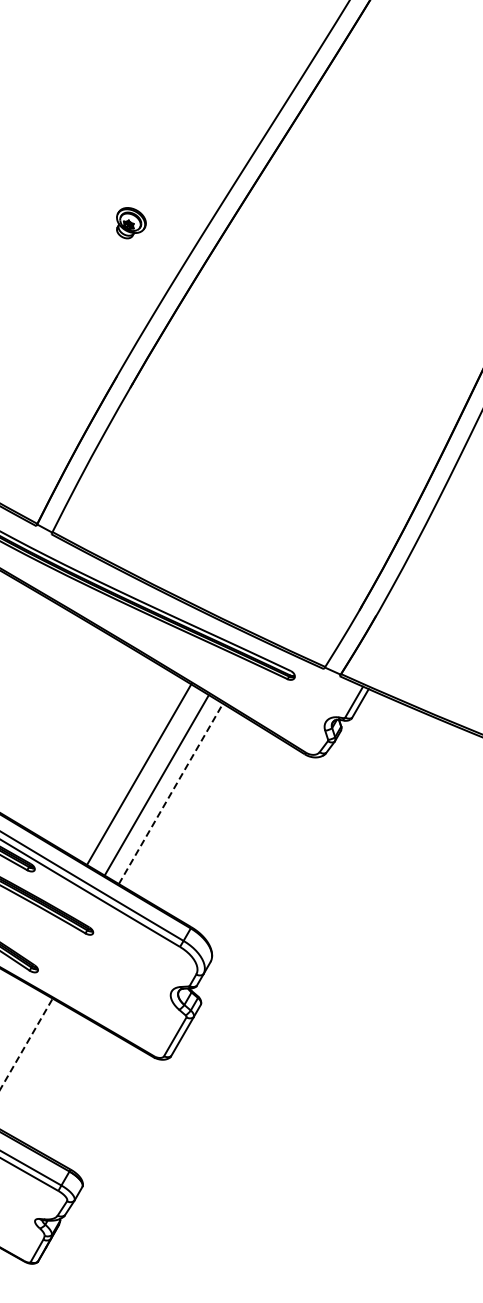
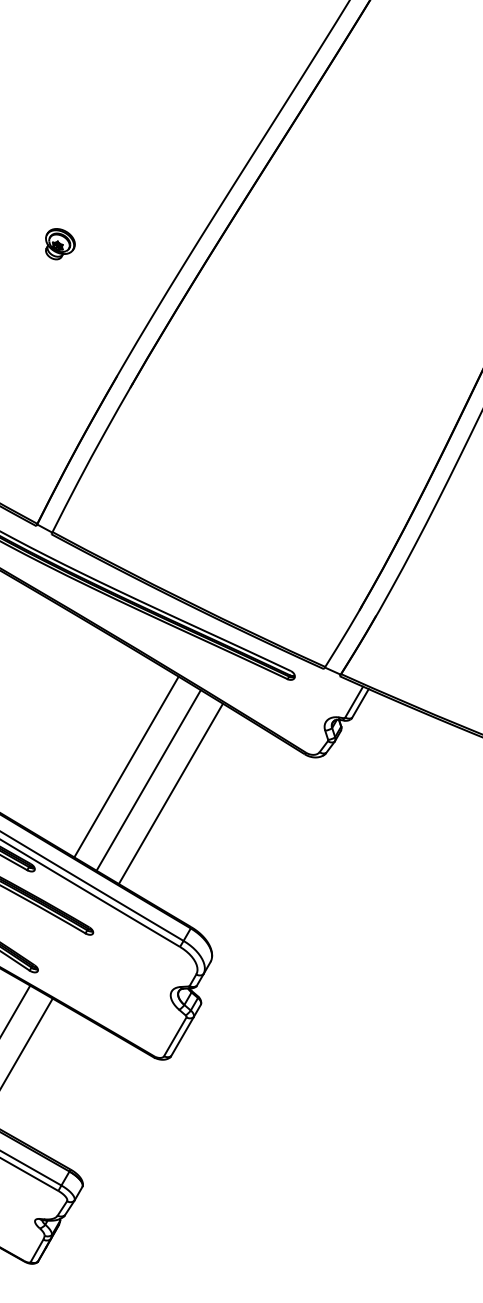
part position: (131, 223) -> (60, 244) (60, 244)
line position: (139, 773) -> (126, 766) (126, 766)
line position: (156, 785) -> (148, 780) (148, 780)
line: dashed -> solid (171, 793)
line: none -> present (16, 1009)
line: dashed -> solid (26, 1043)
